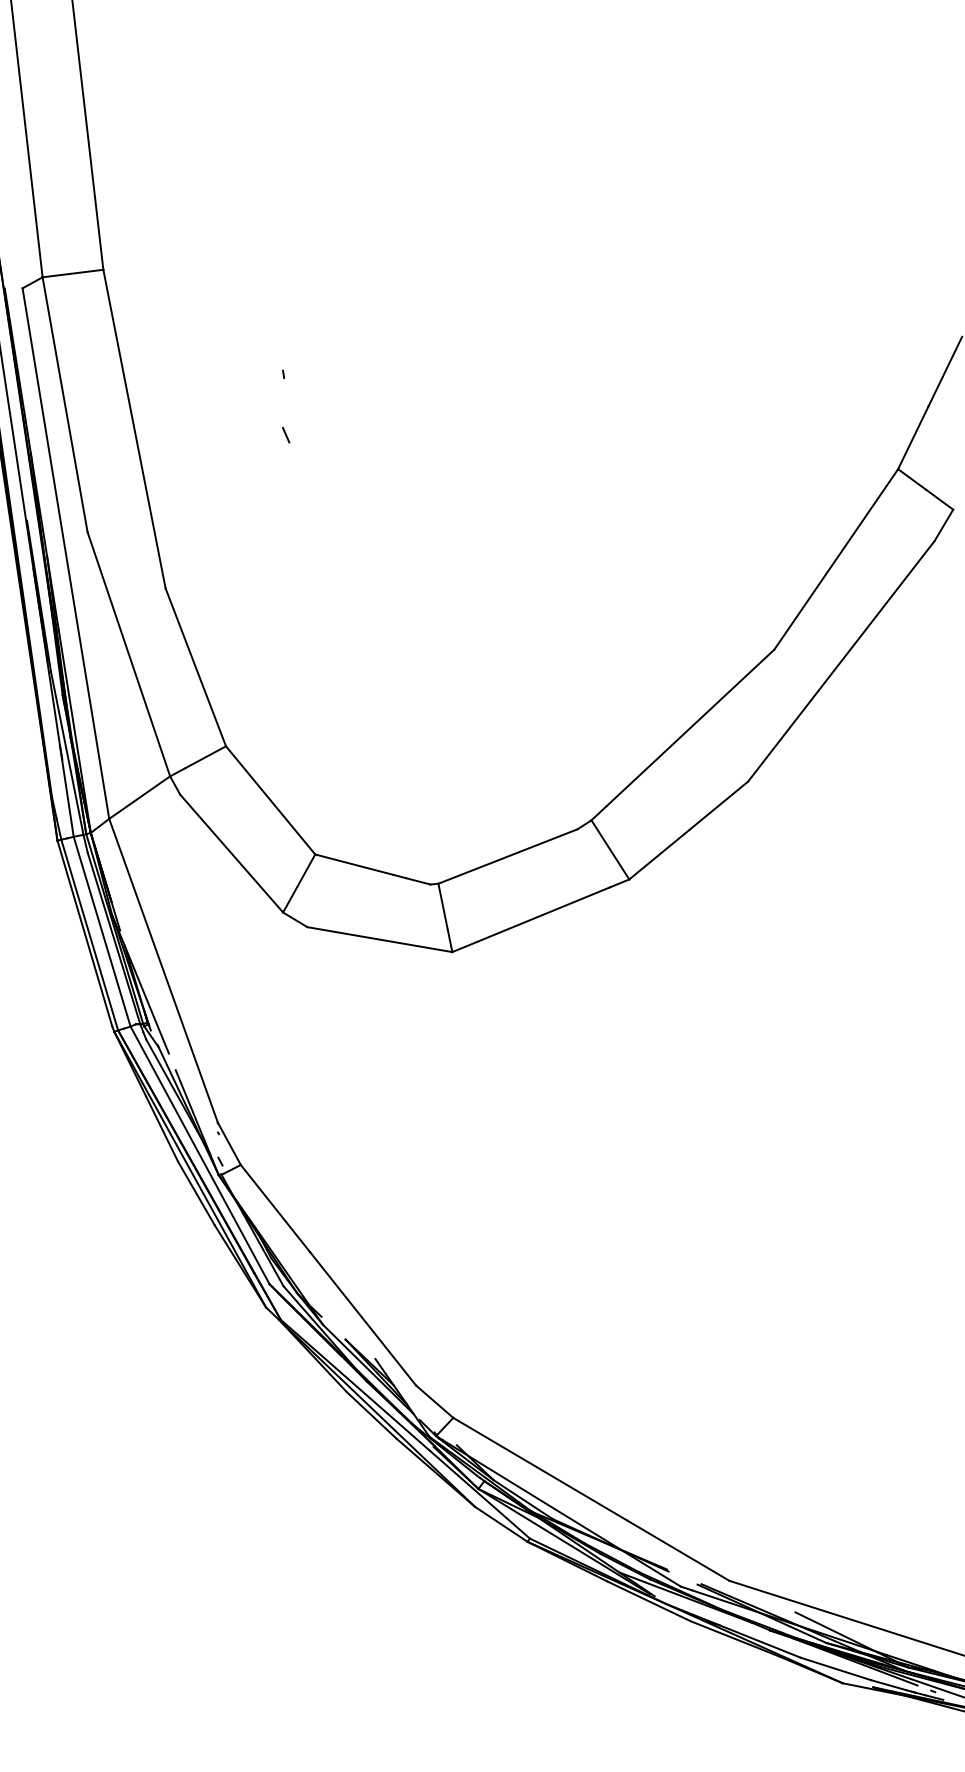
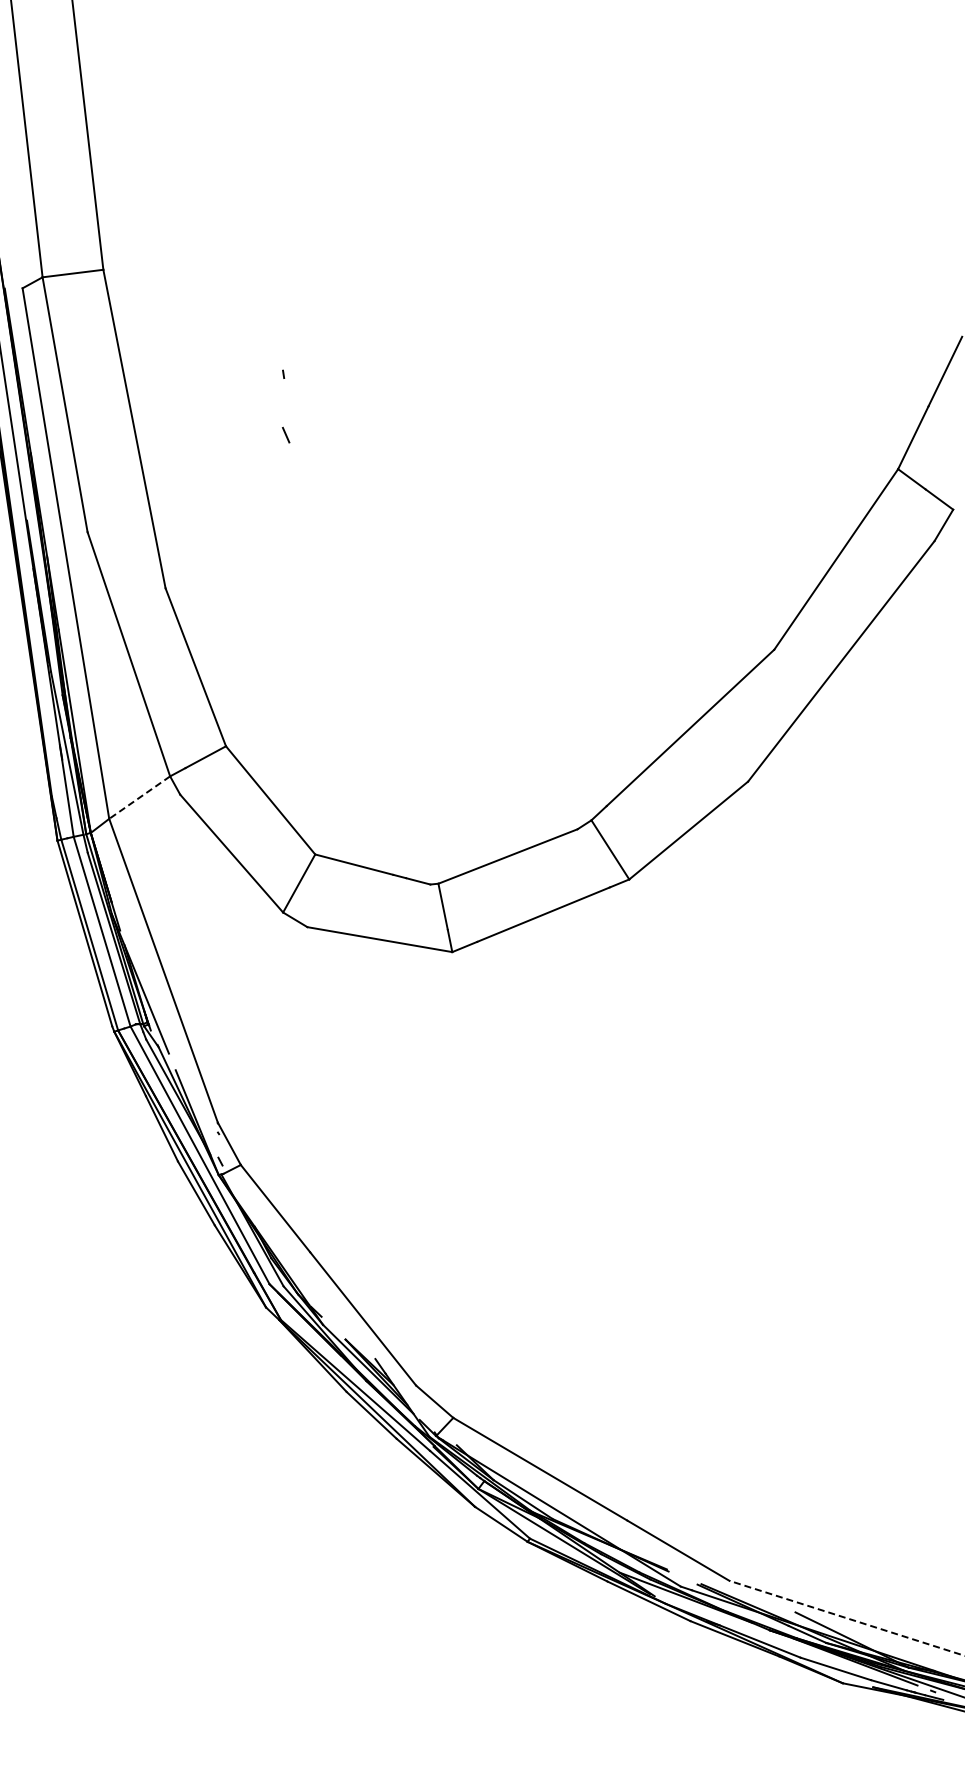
line: solid -> dashed (139, 797)
line: solid -> dashed (846, 1618)
